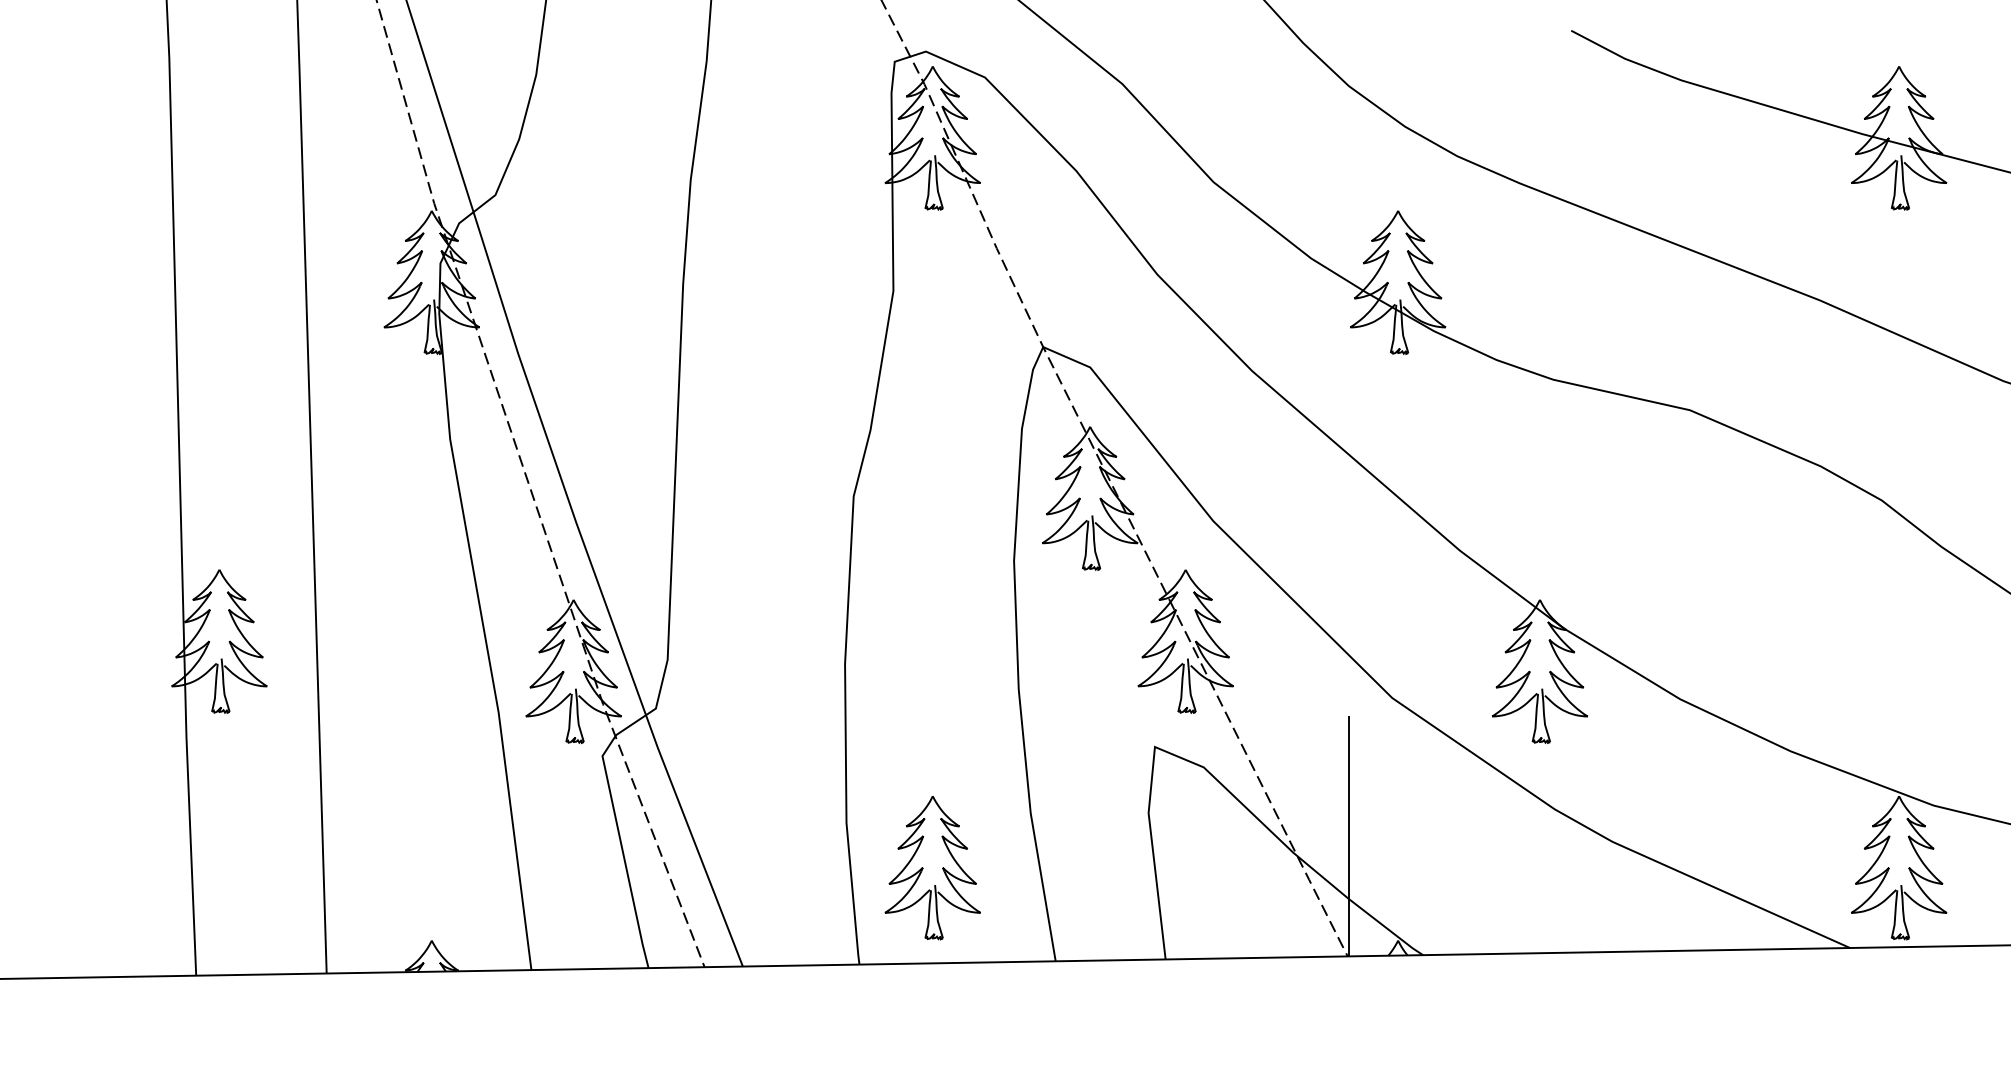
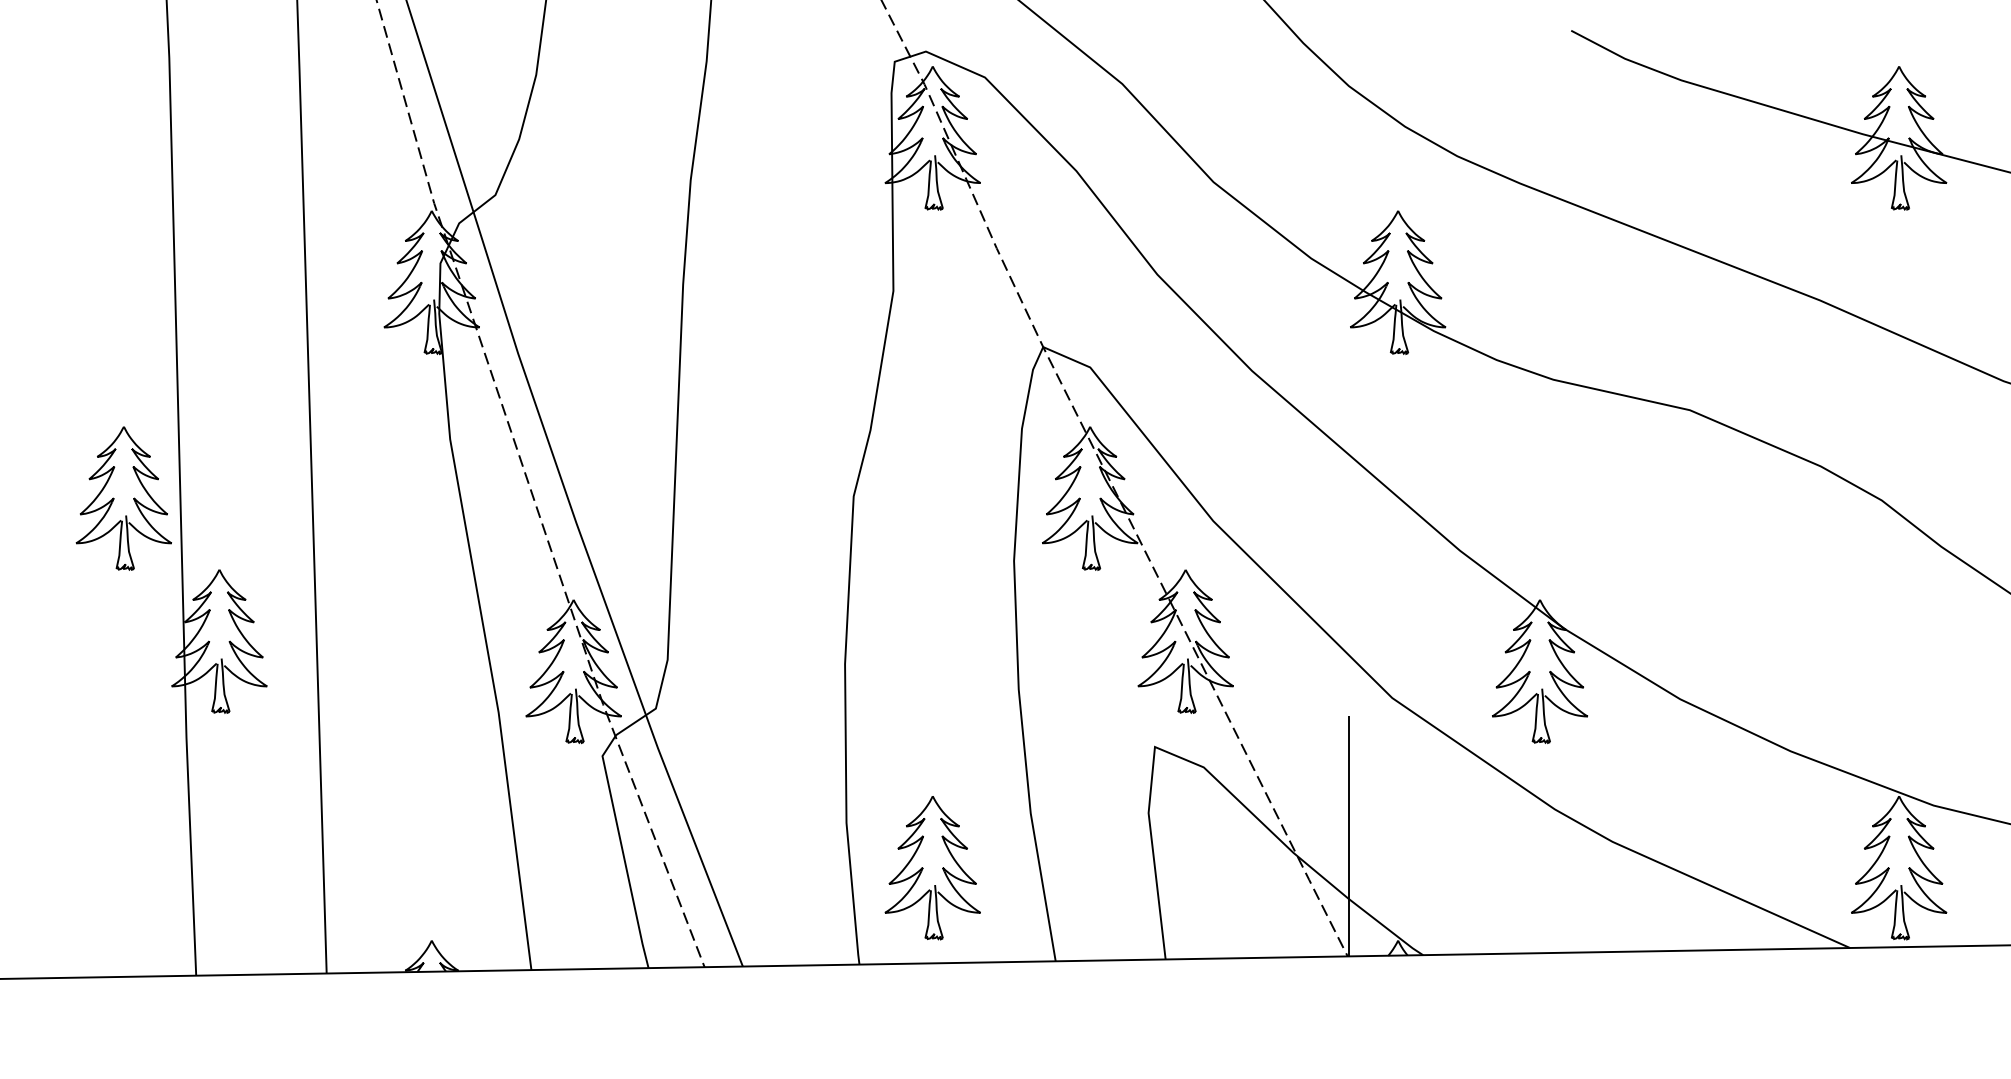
part: none -> present (123, 498)
